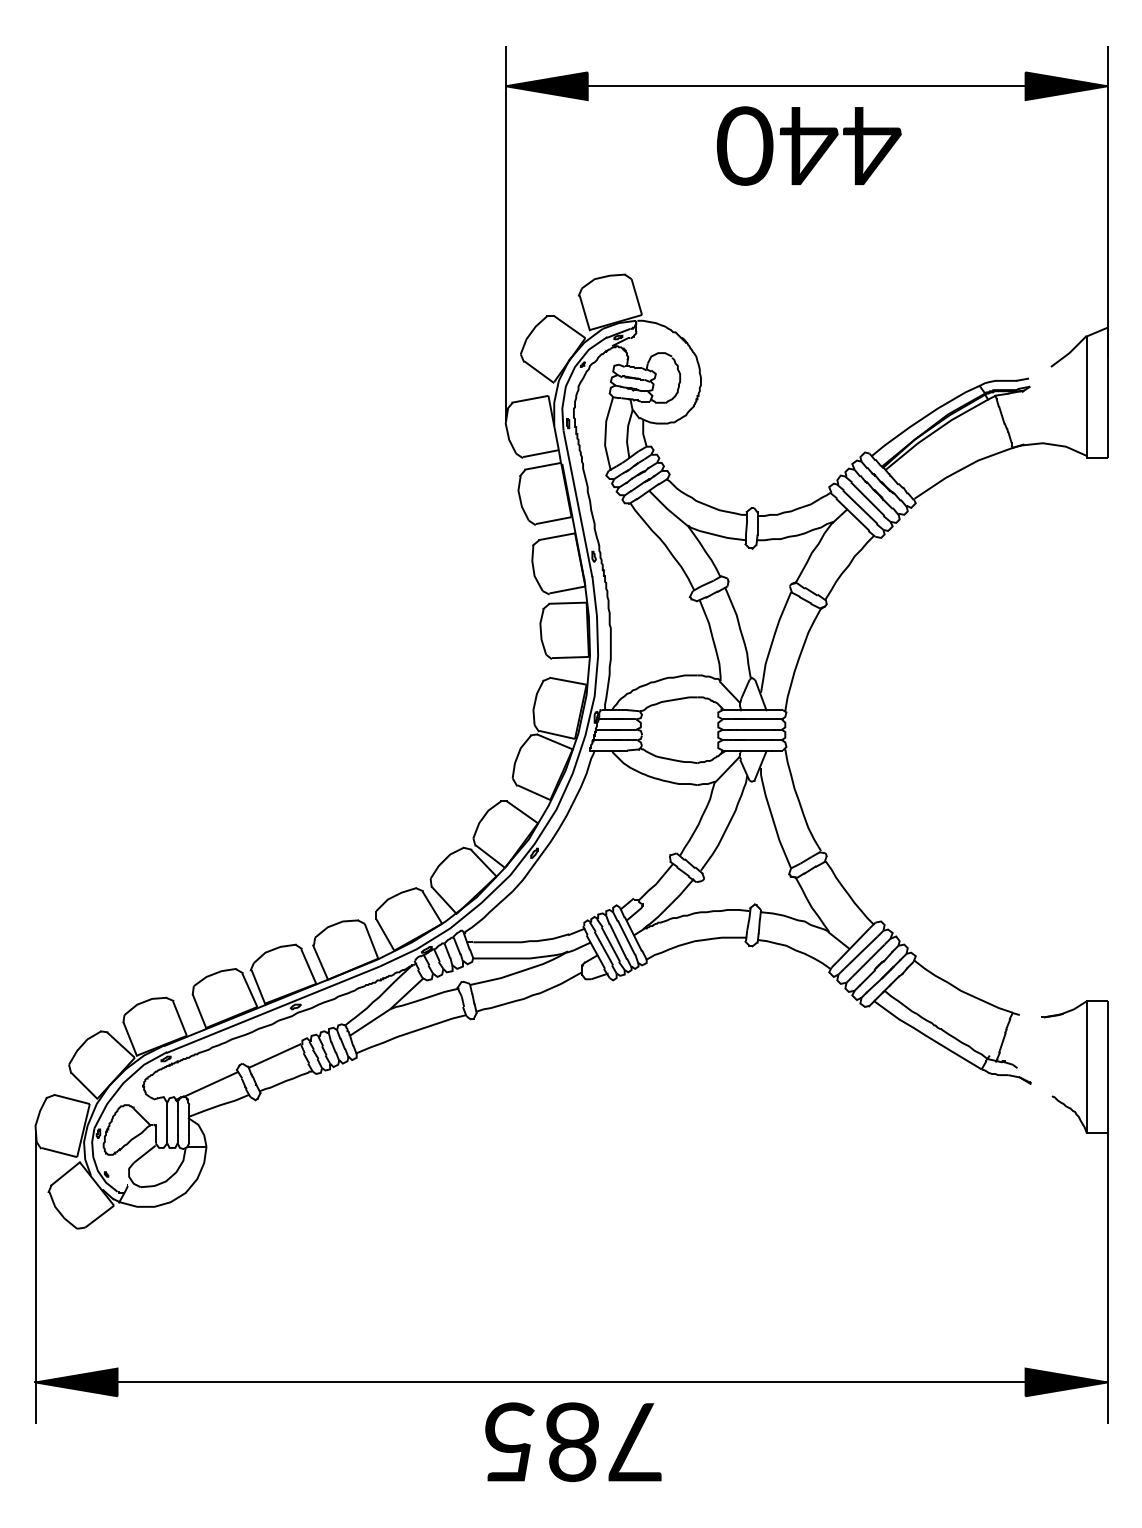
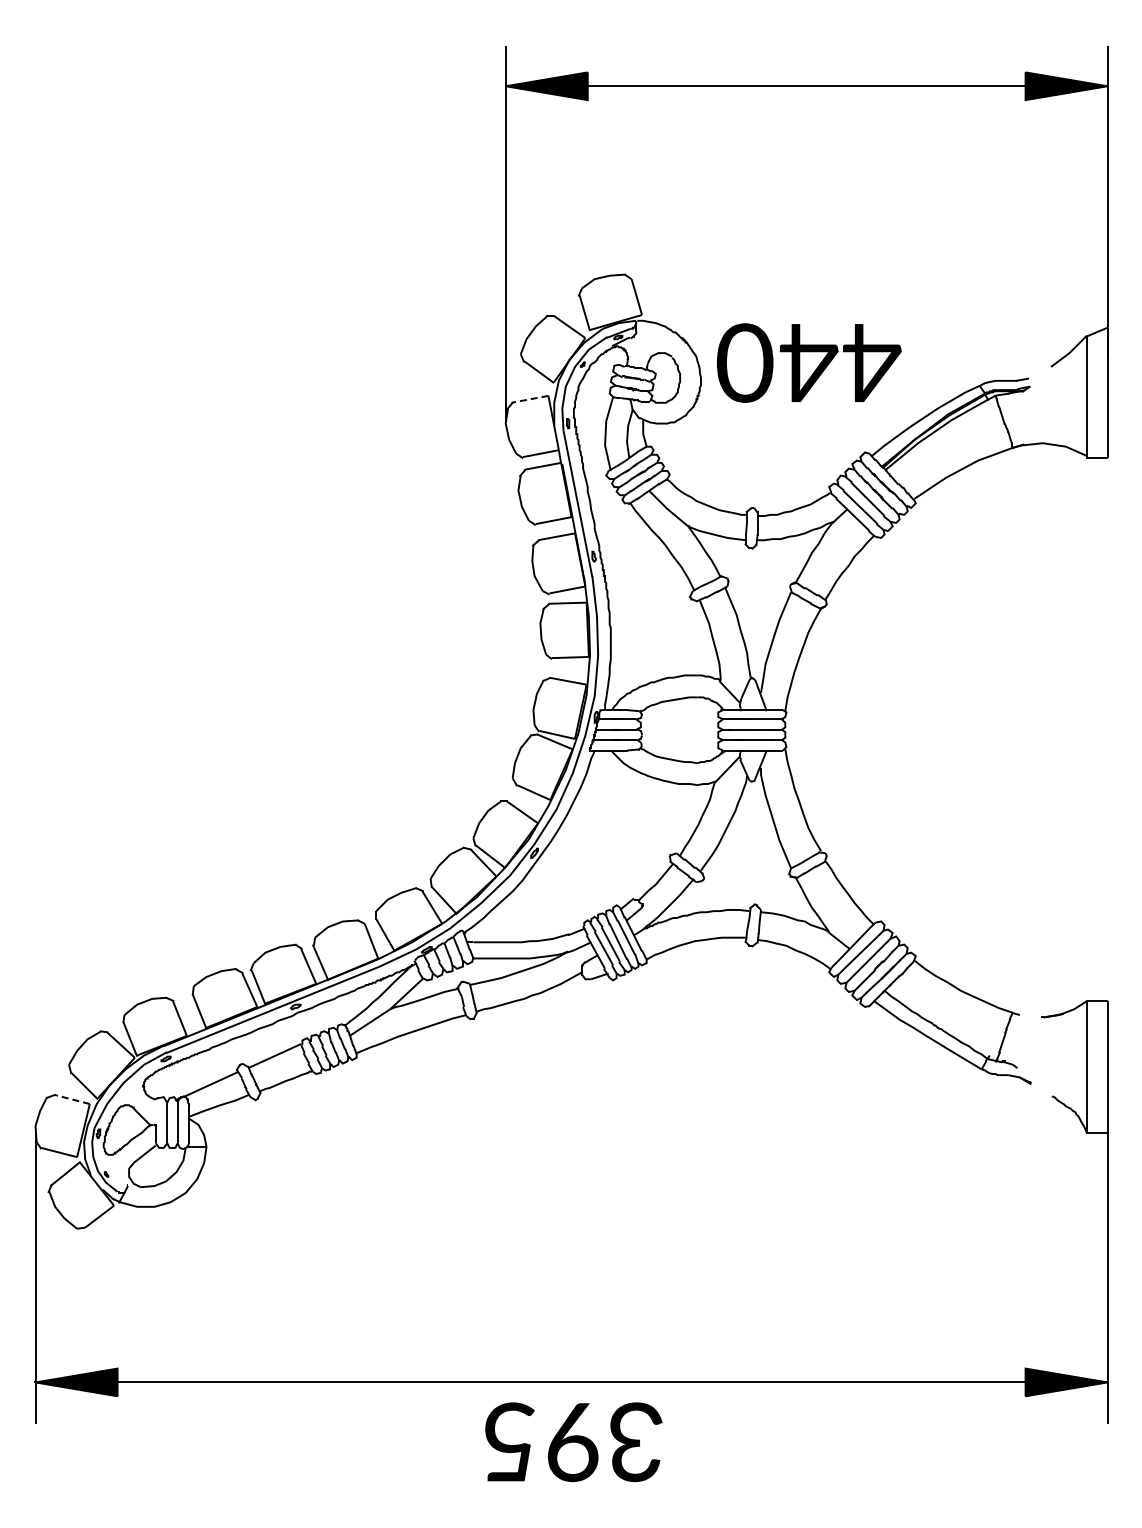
text position: (809, 145) -> (809, 362) (809, 362)
line: solid -> dashed (529, 399)
line: solid -> dashed (71, 1099)
text: 785 -> 395 (604, 1442)
